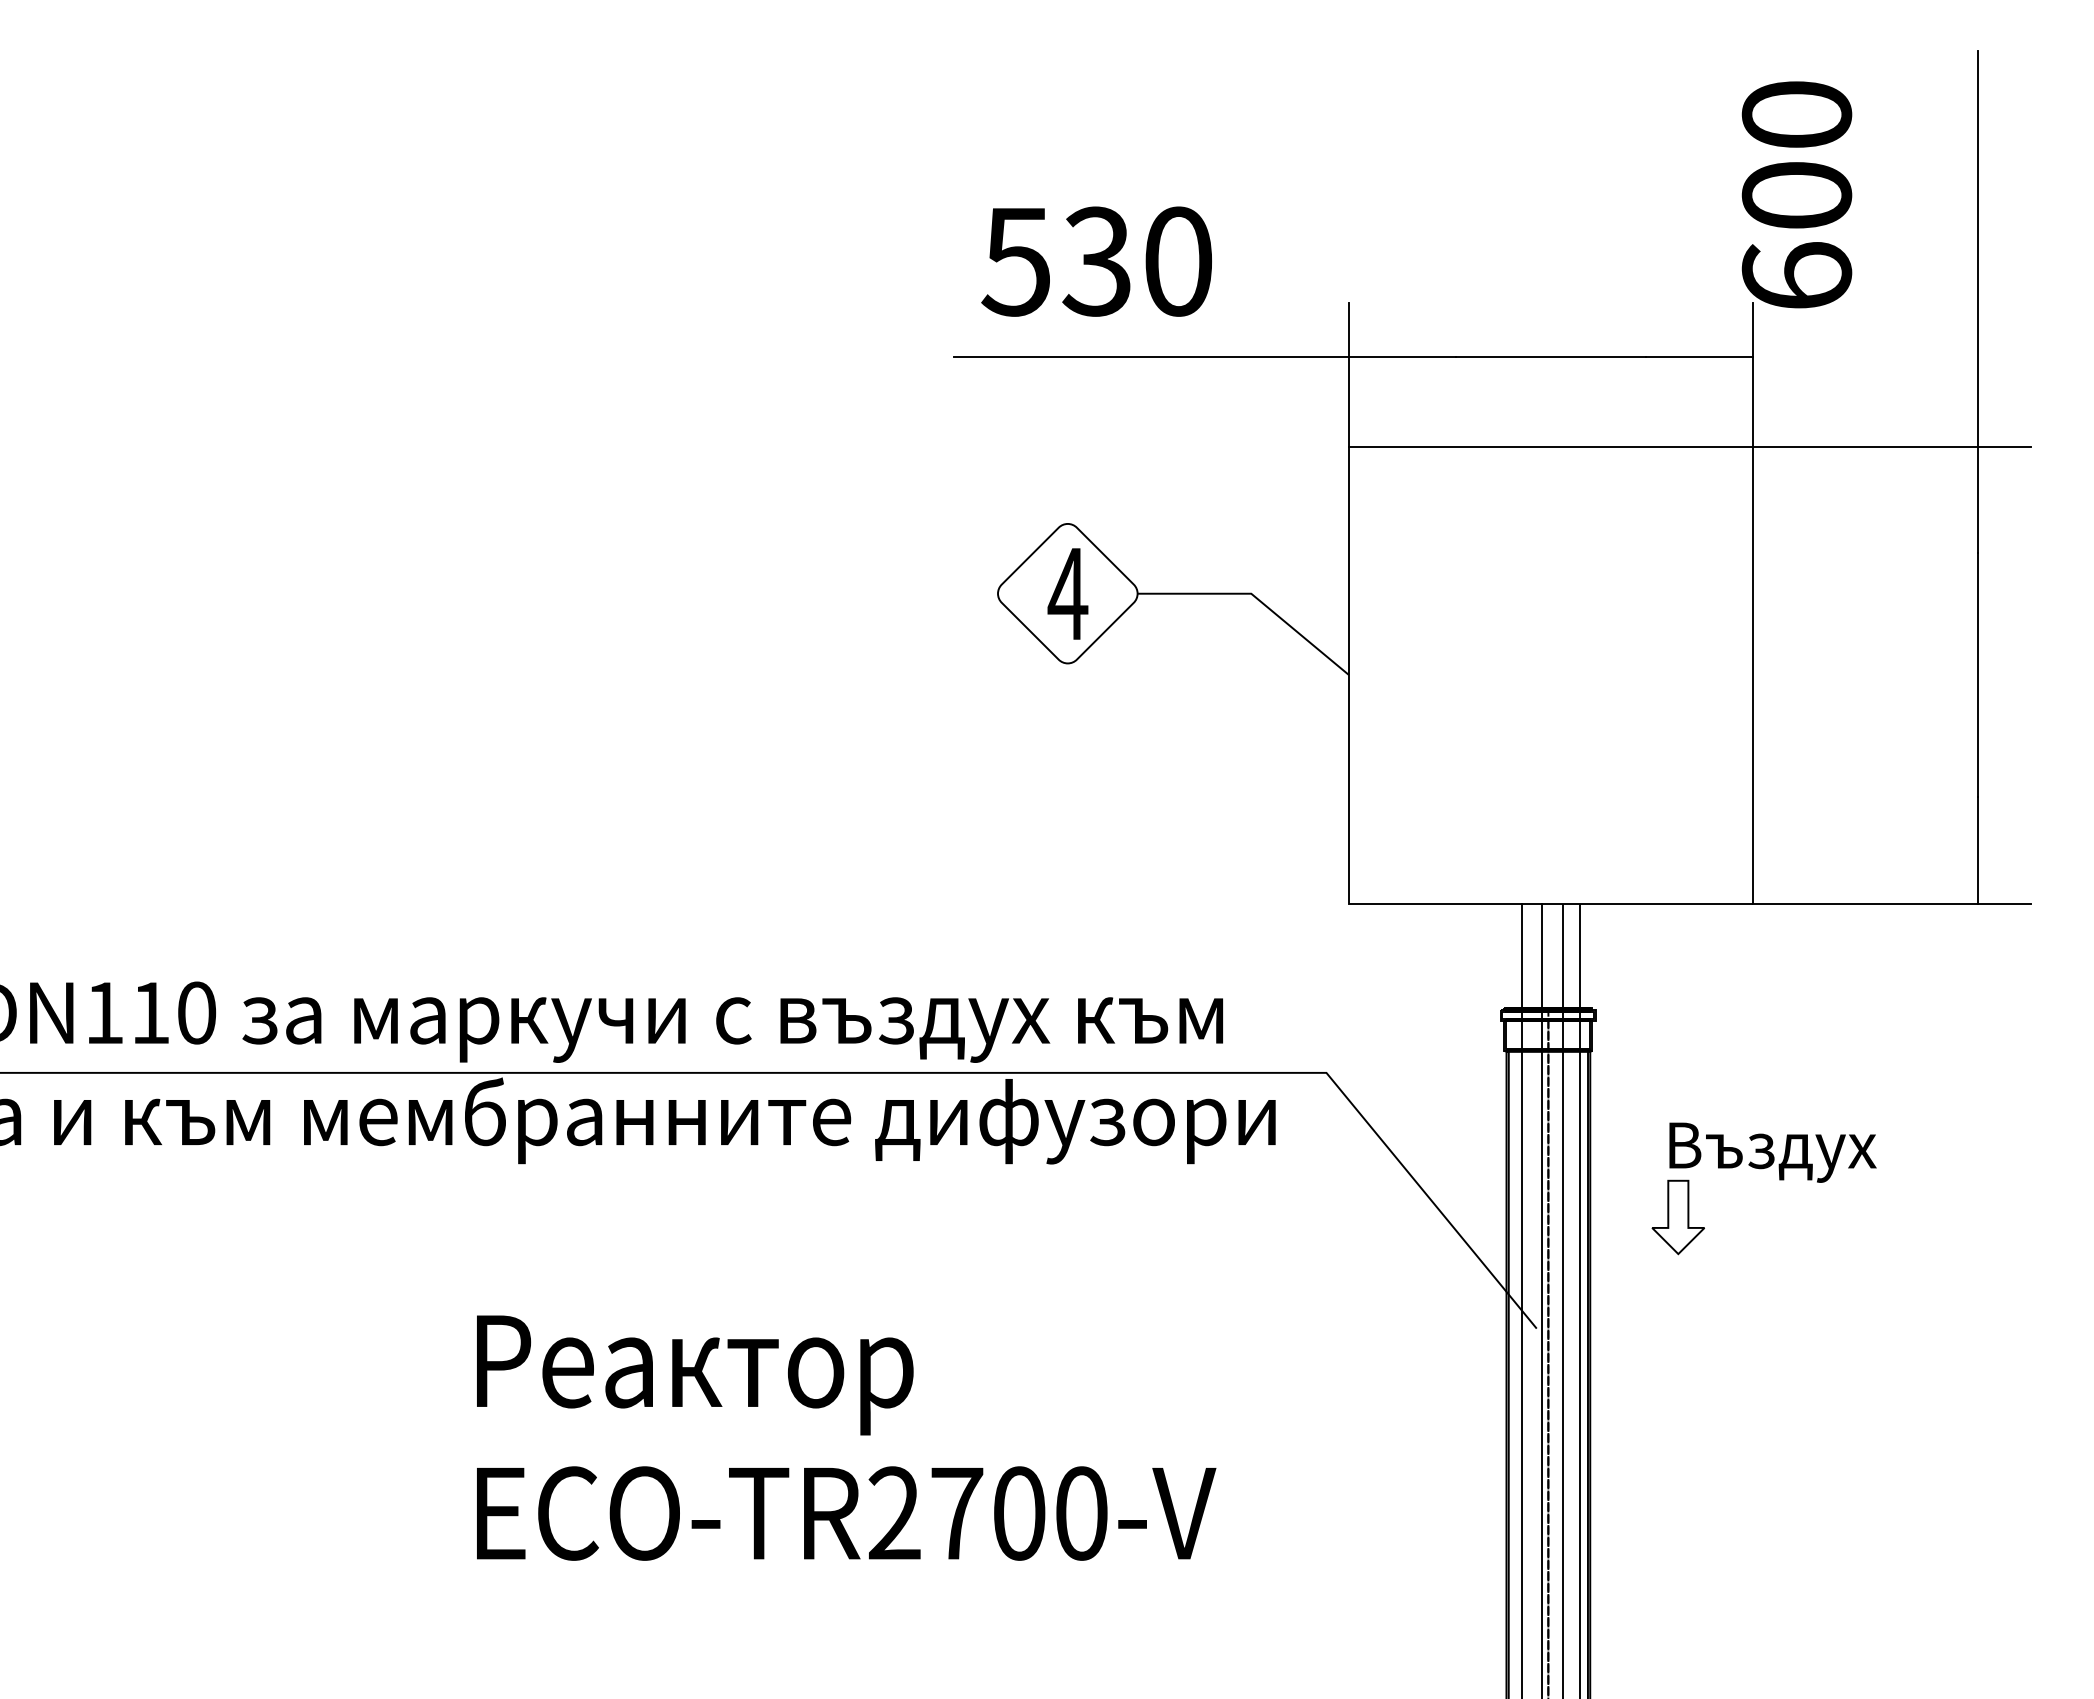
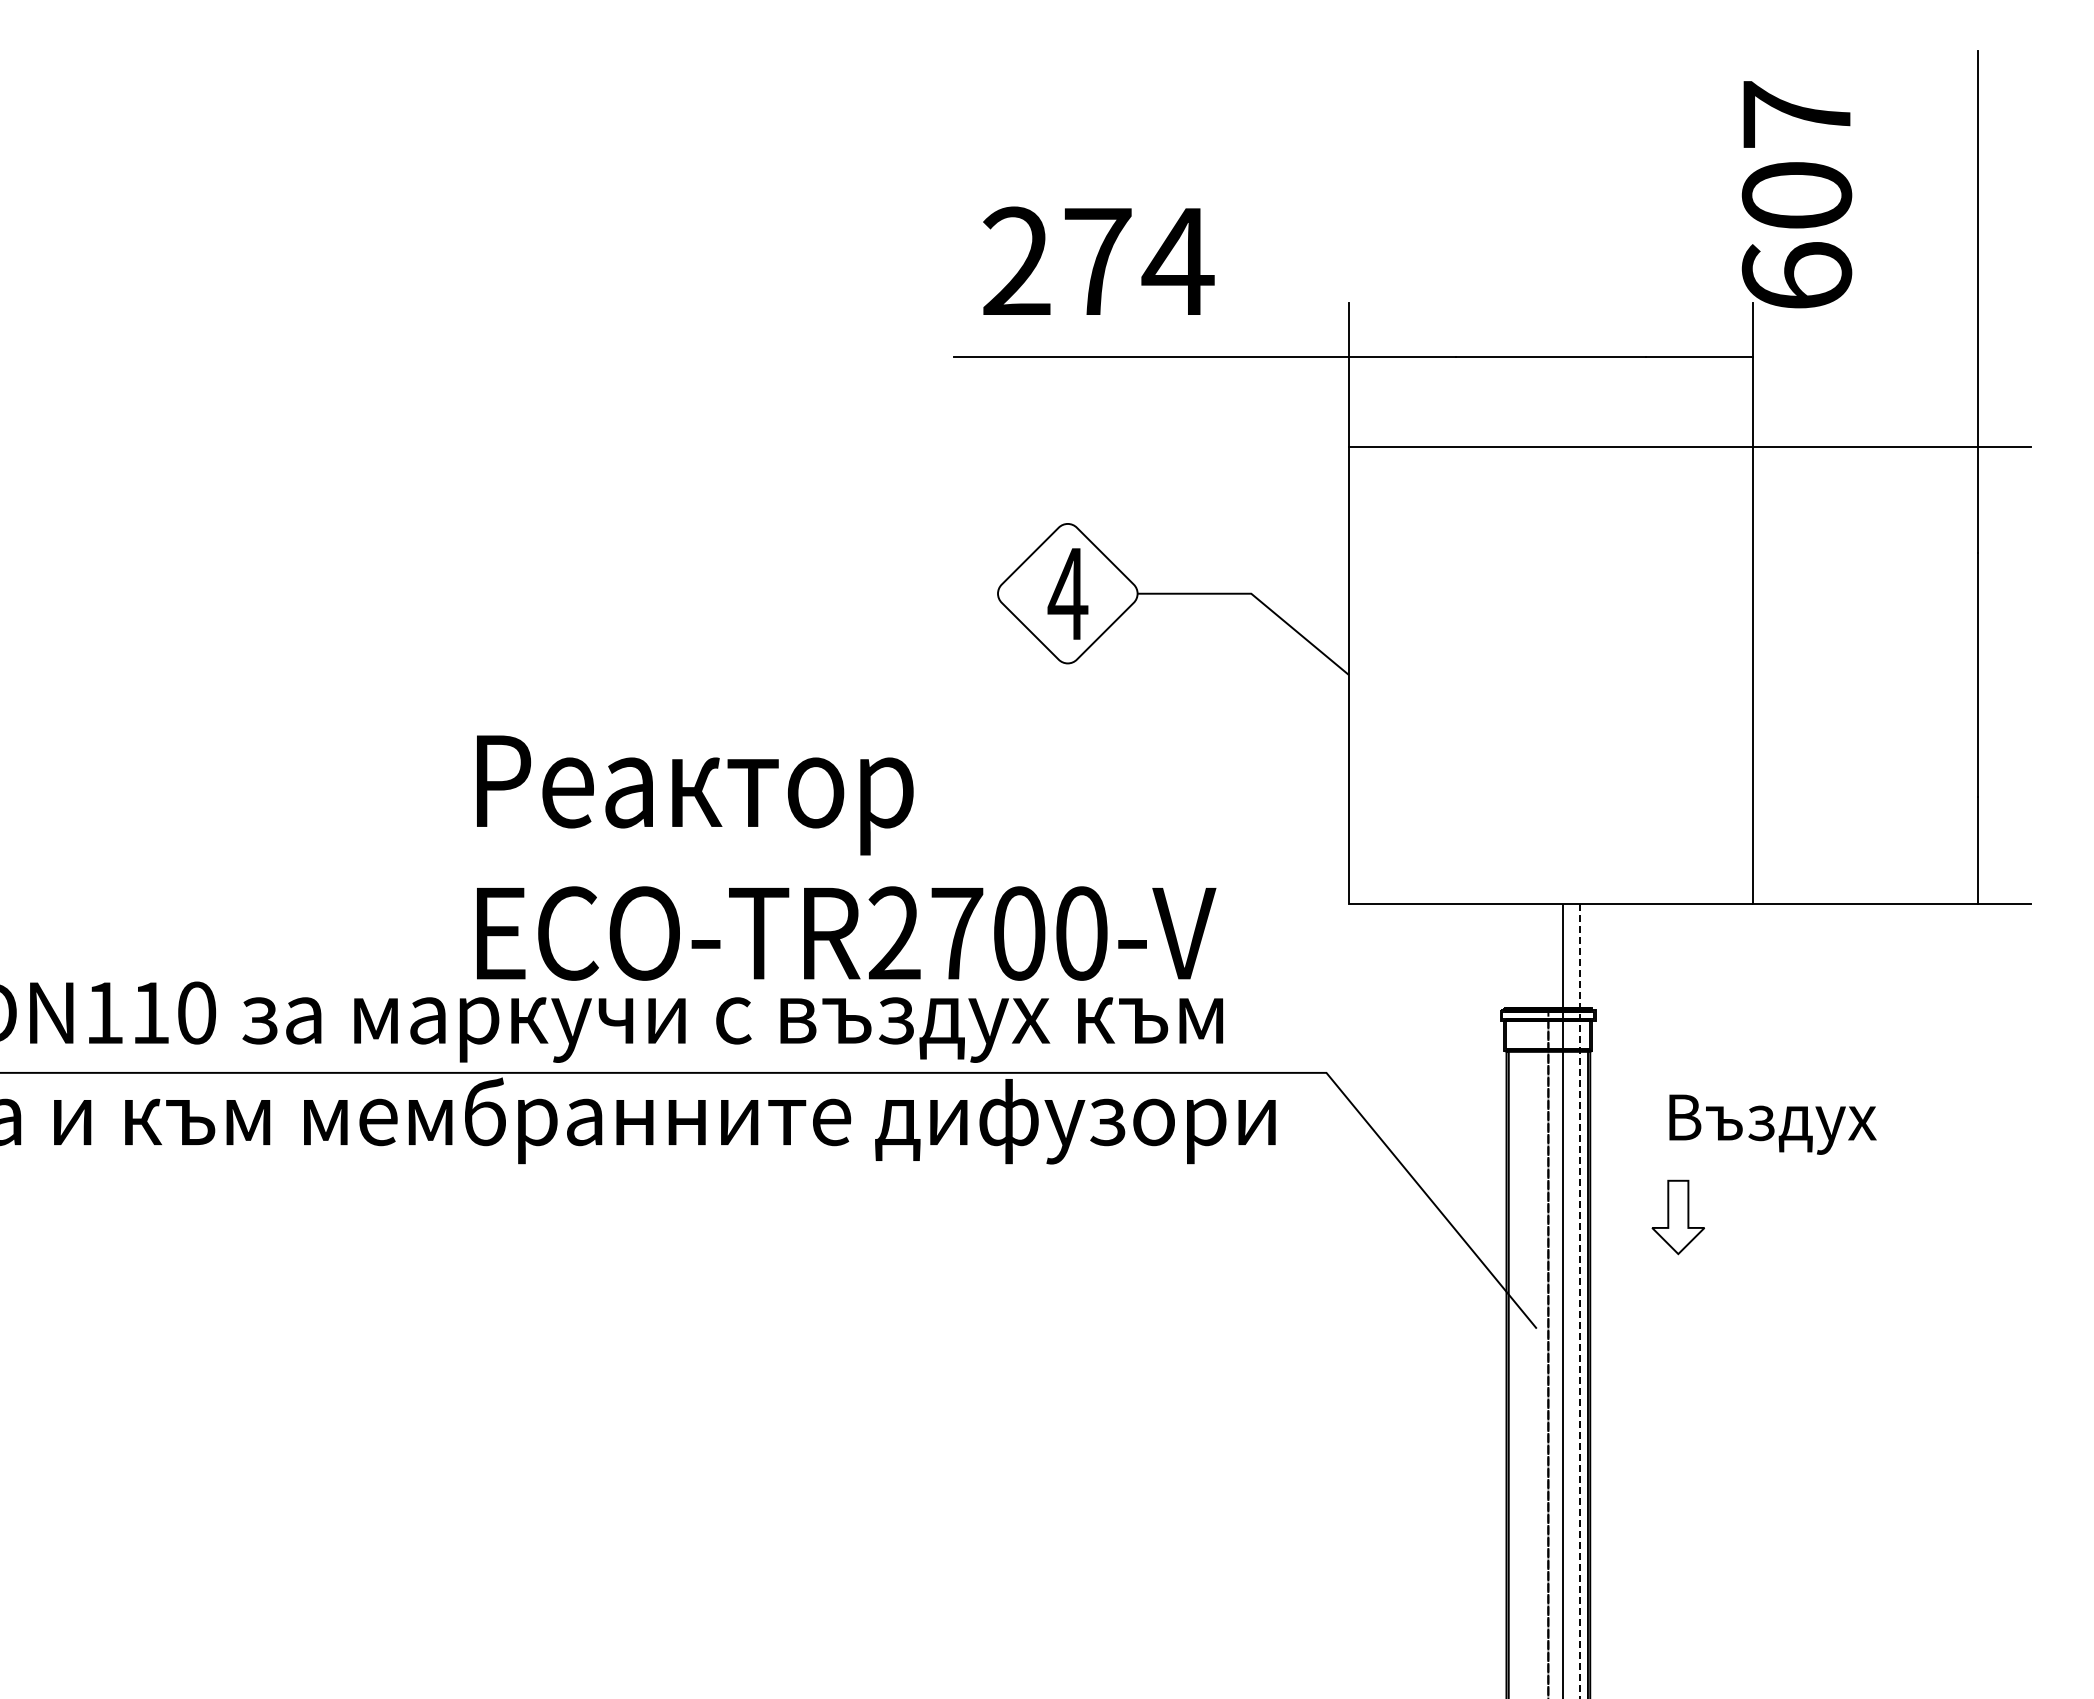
text: 600 -> 607 (1796, 114)
text: 530 -> 274 (1097, 261)
text position: (1772, 1152) -> (1772, 1124) (1772, 1124)
line: present -> none (1522, 1299)
line: present -> none (1542, 1299)
line: solid -> dashed (1579, 1301)
text position: (846, 1437) -> (846, 857) (846, 857)
